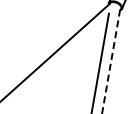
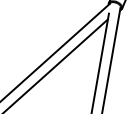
line: dashed -> solid (111, 60)
line: none -> present (56, 64)
